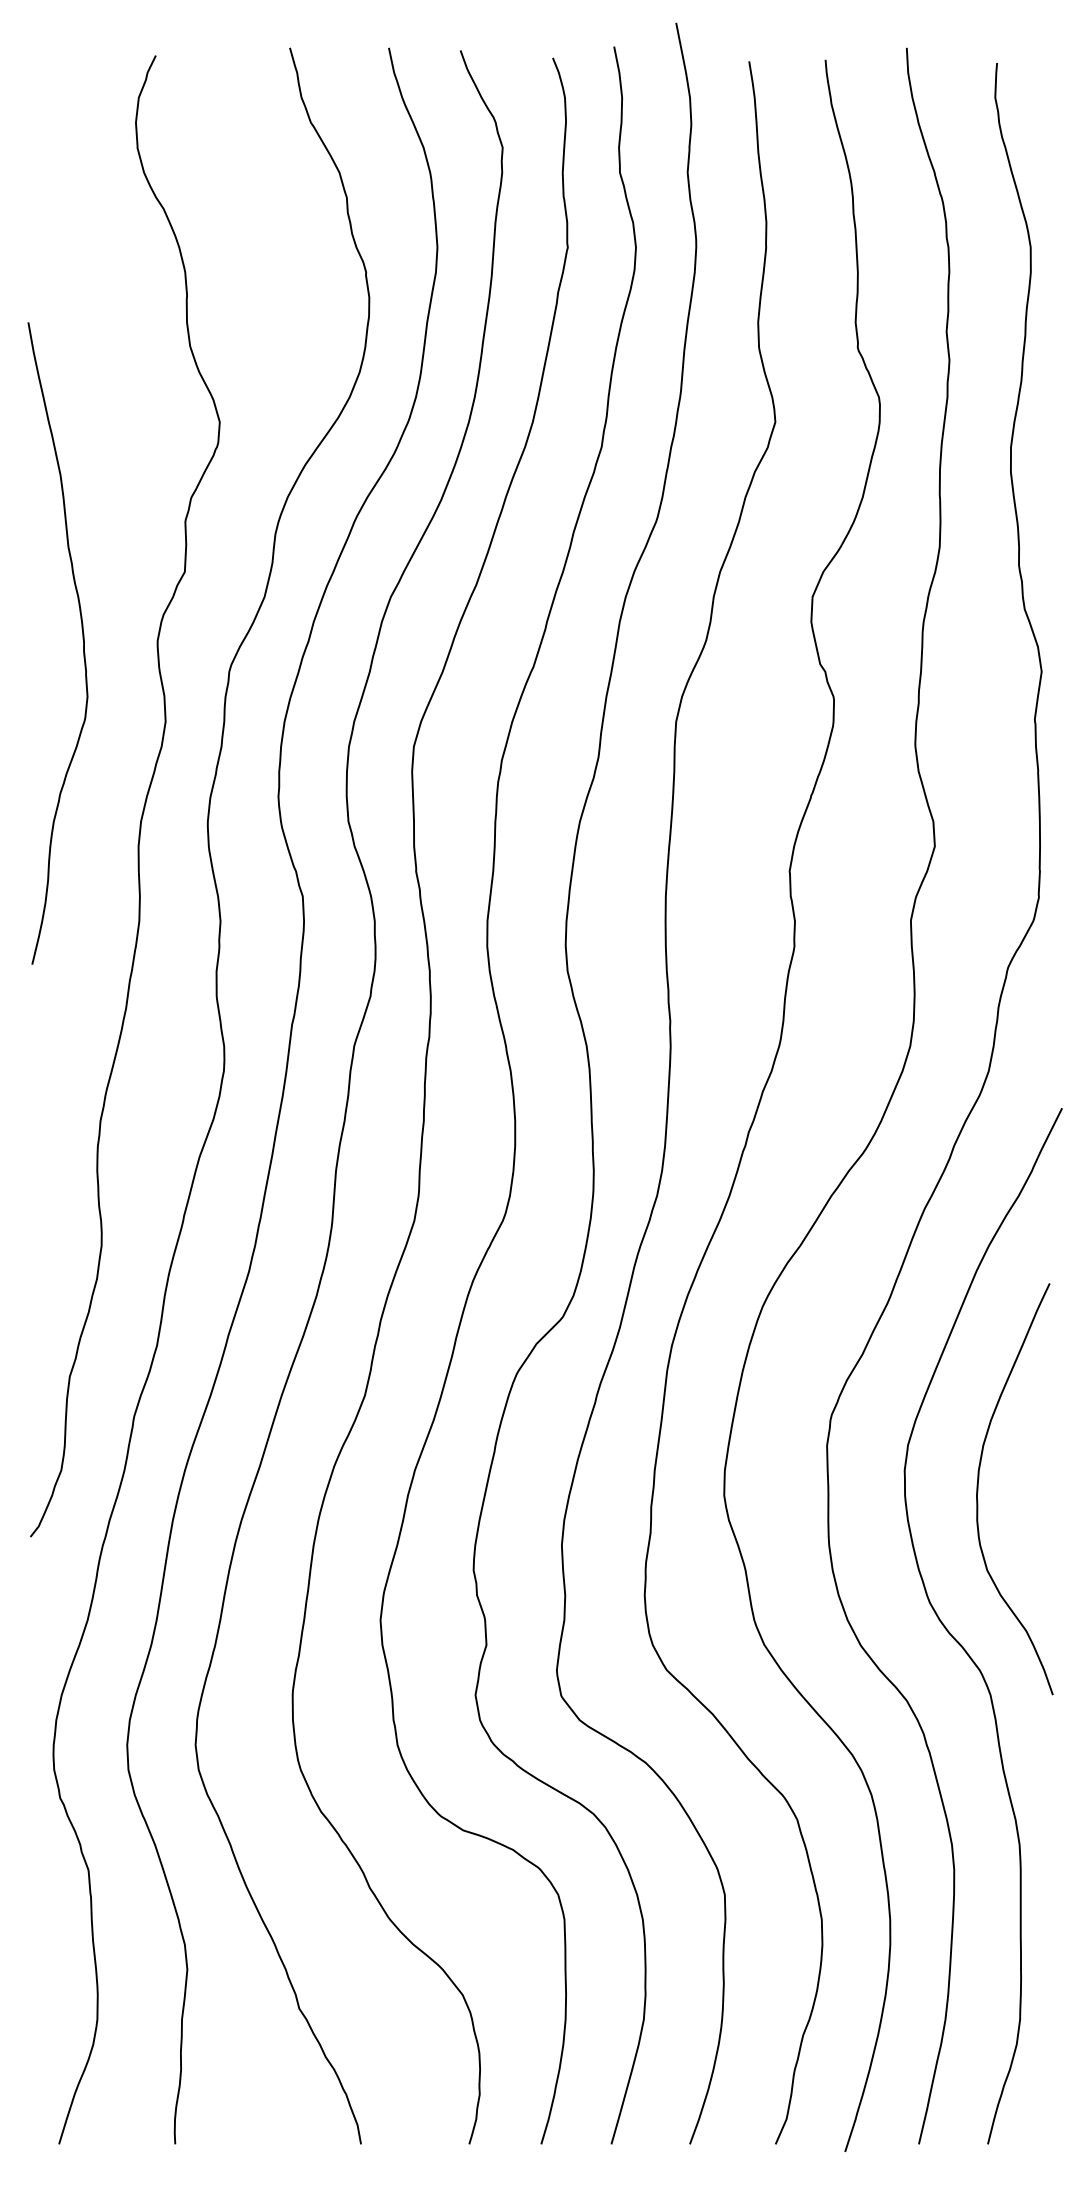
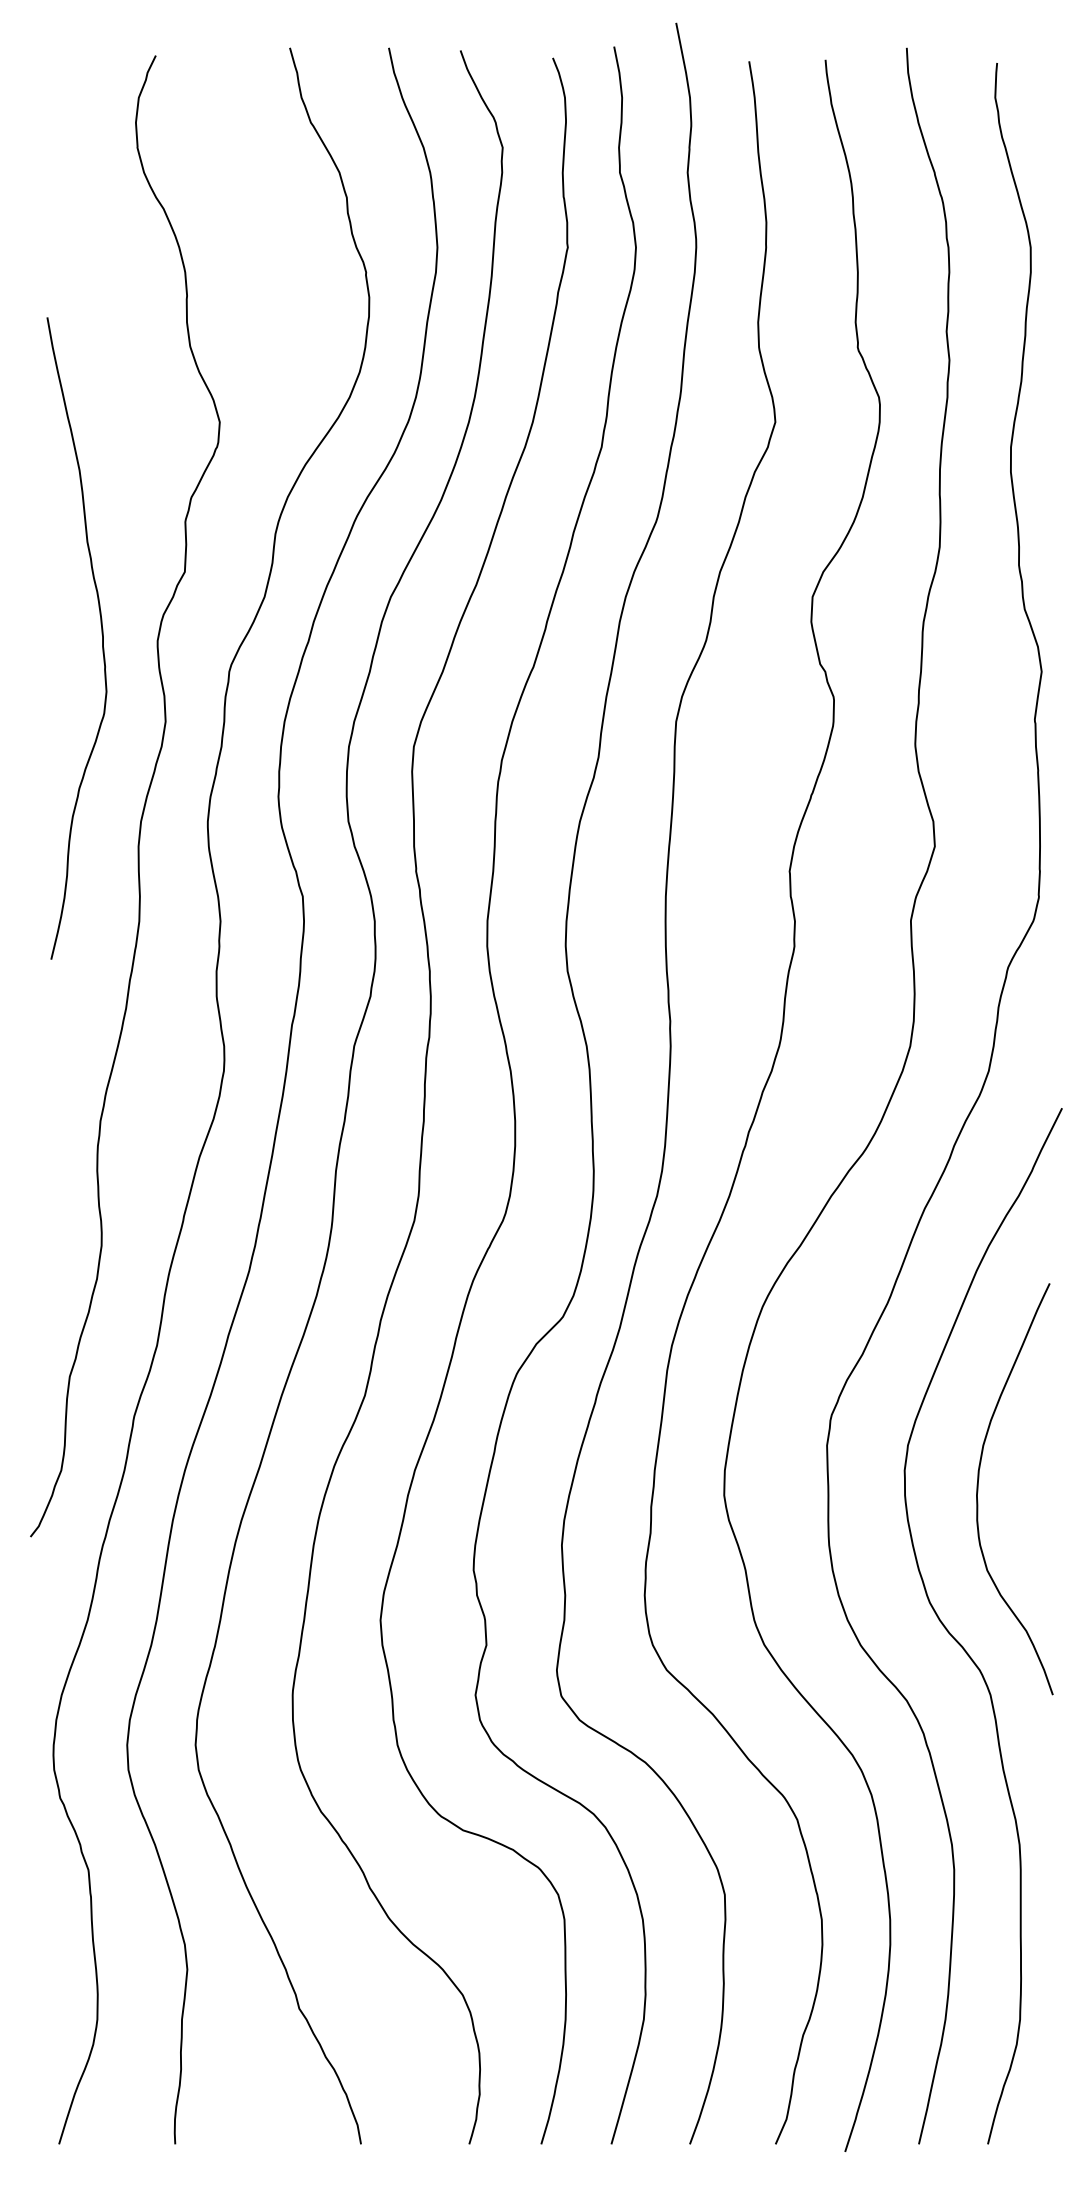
curve position: (82, 639) -> (101, 634) (101, 634)
